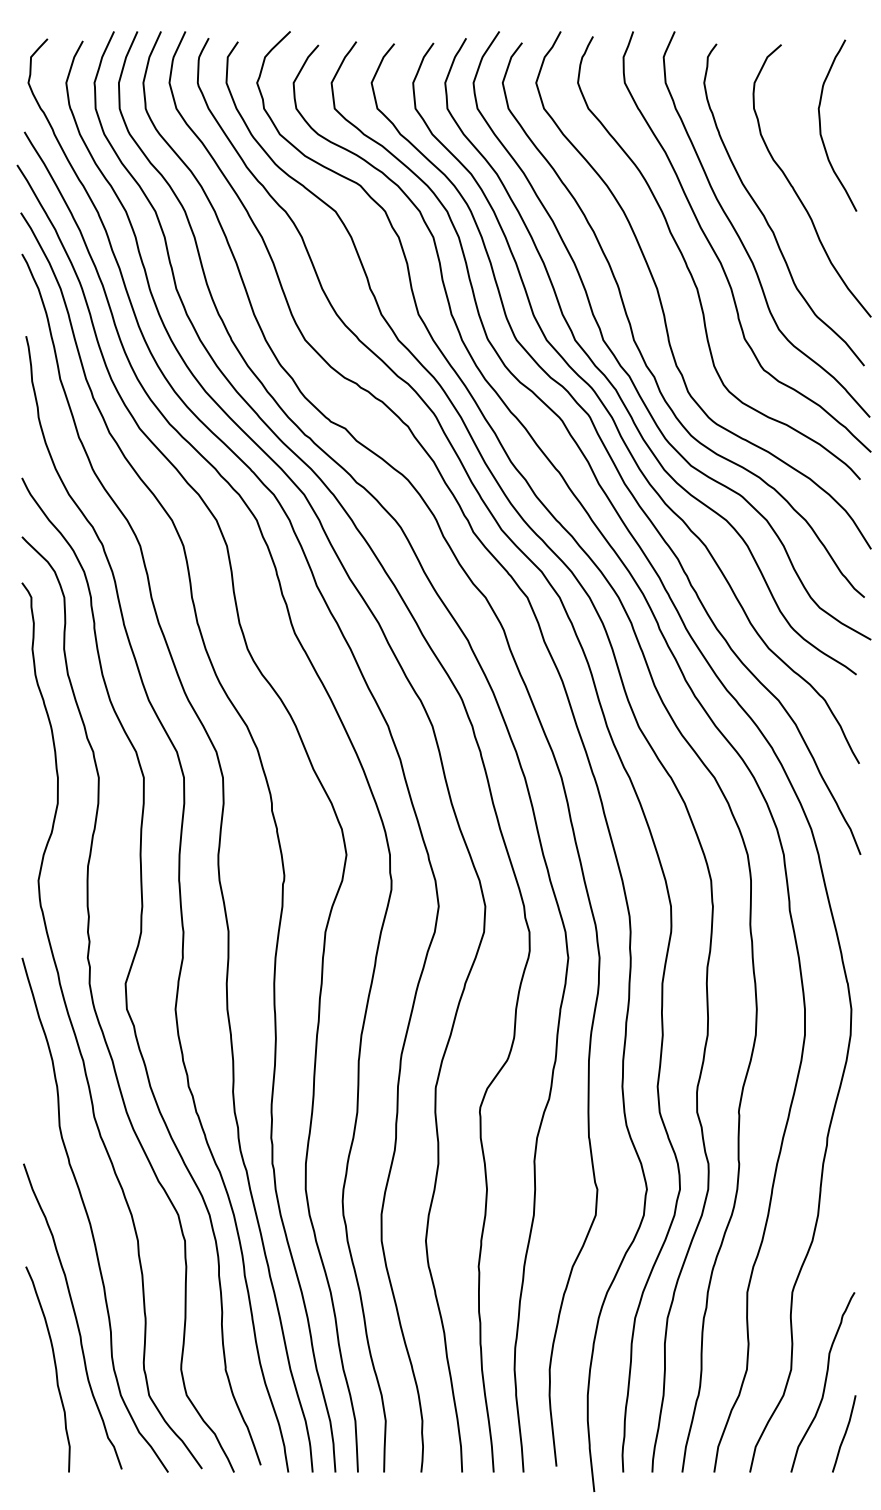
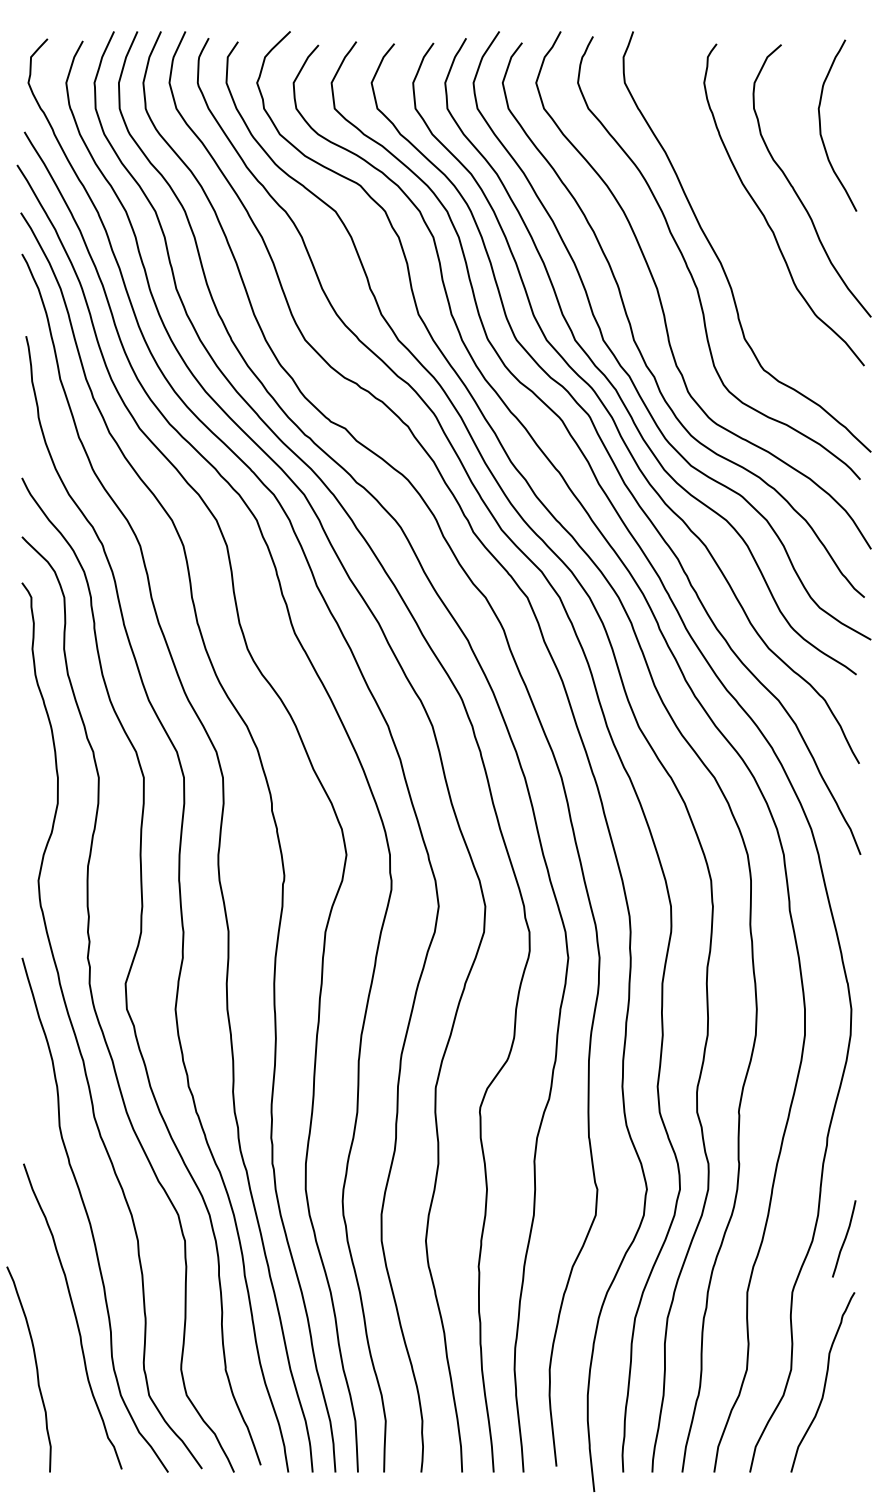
curve: present -> none (740, 237)
curve position: (54, 1366) -> (35, 1366) (35, 1366)
curve position: (844, 1433) -> (844, 1238) (844, 1238)
